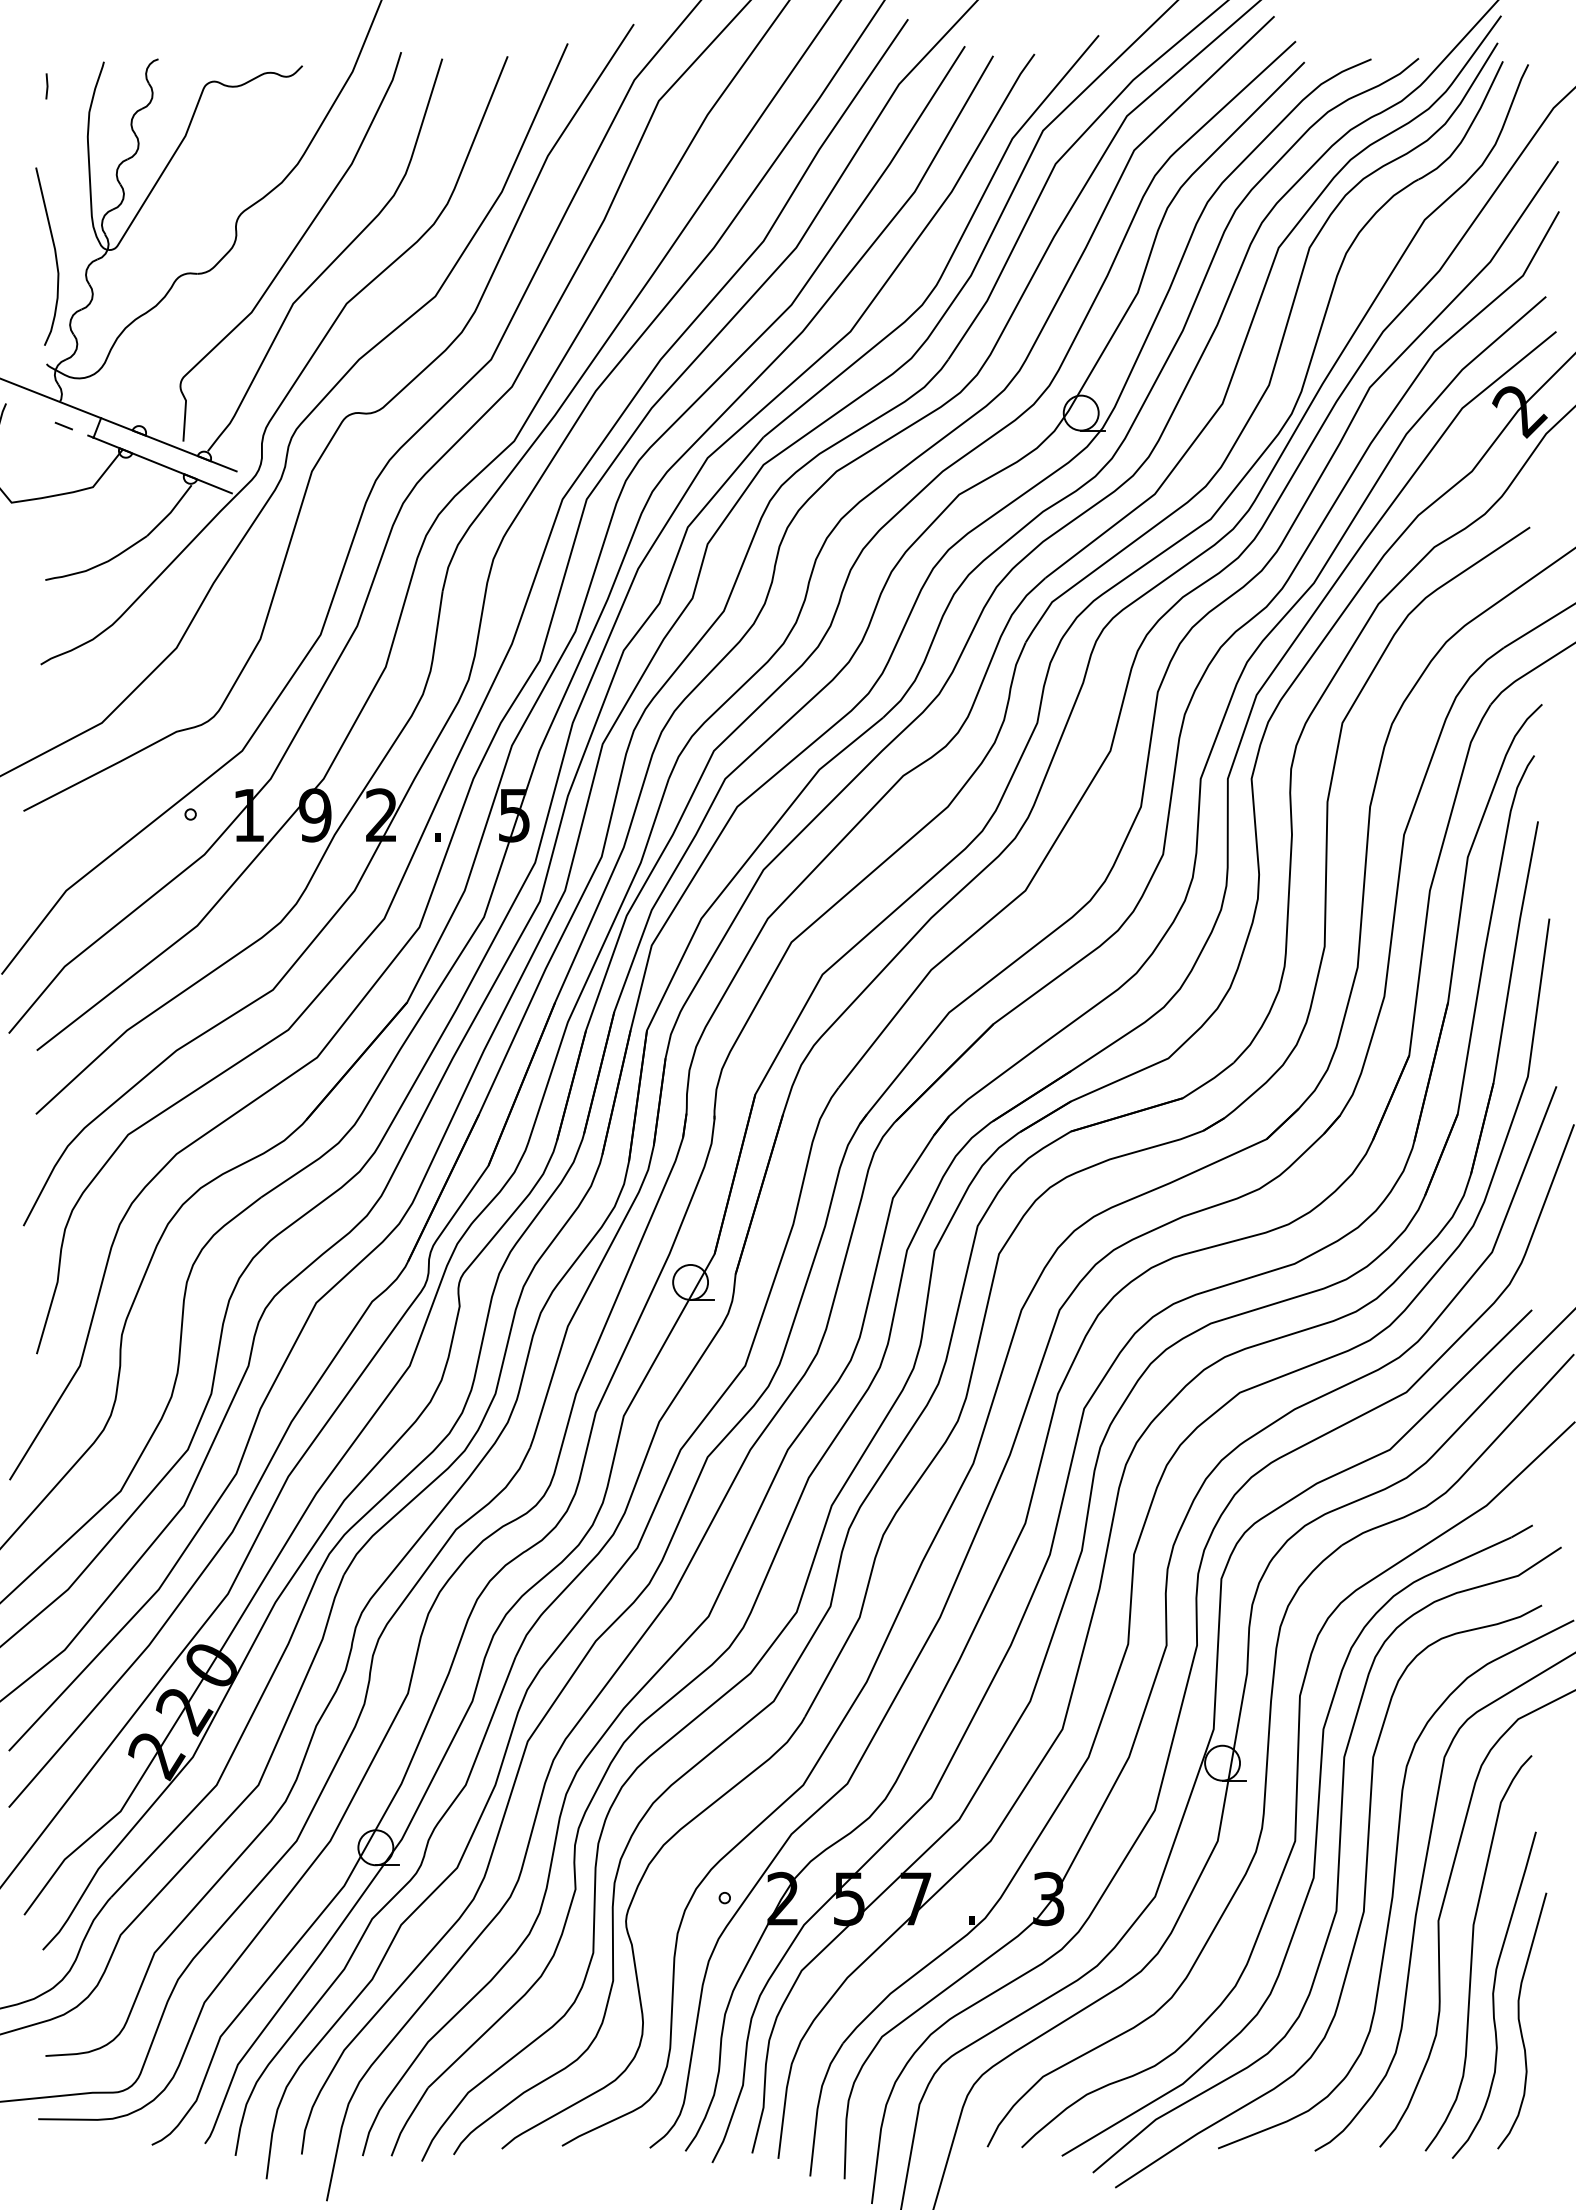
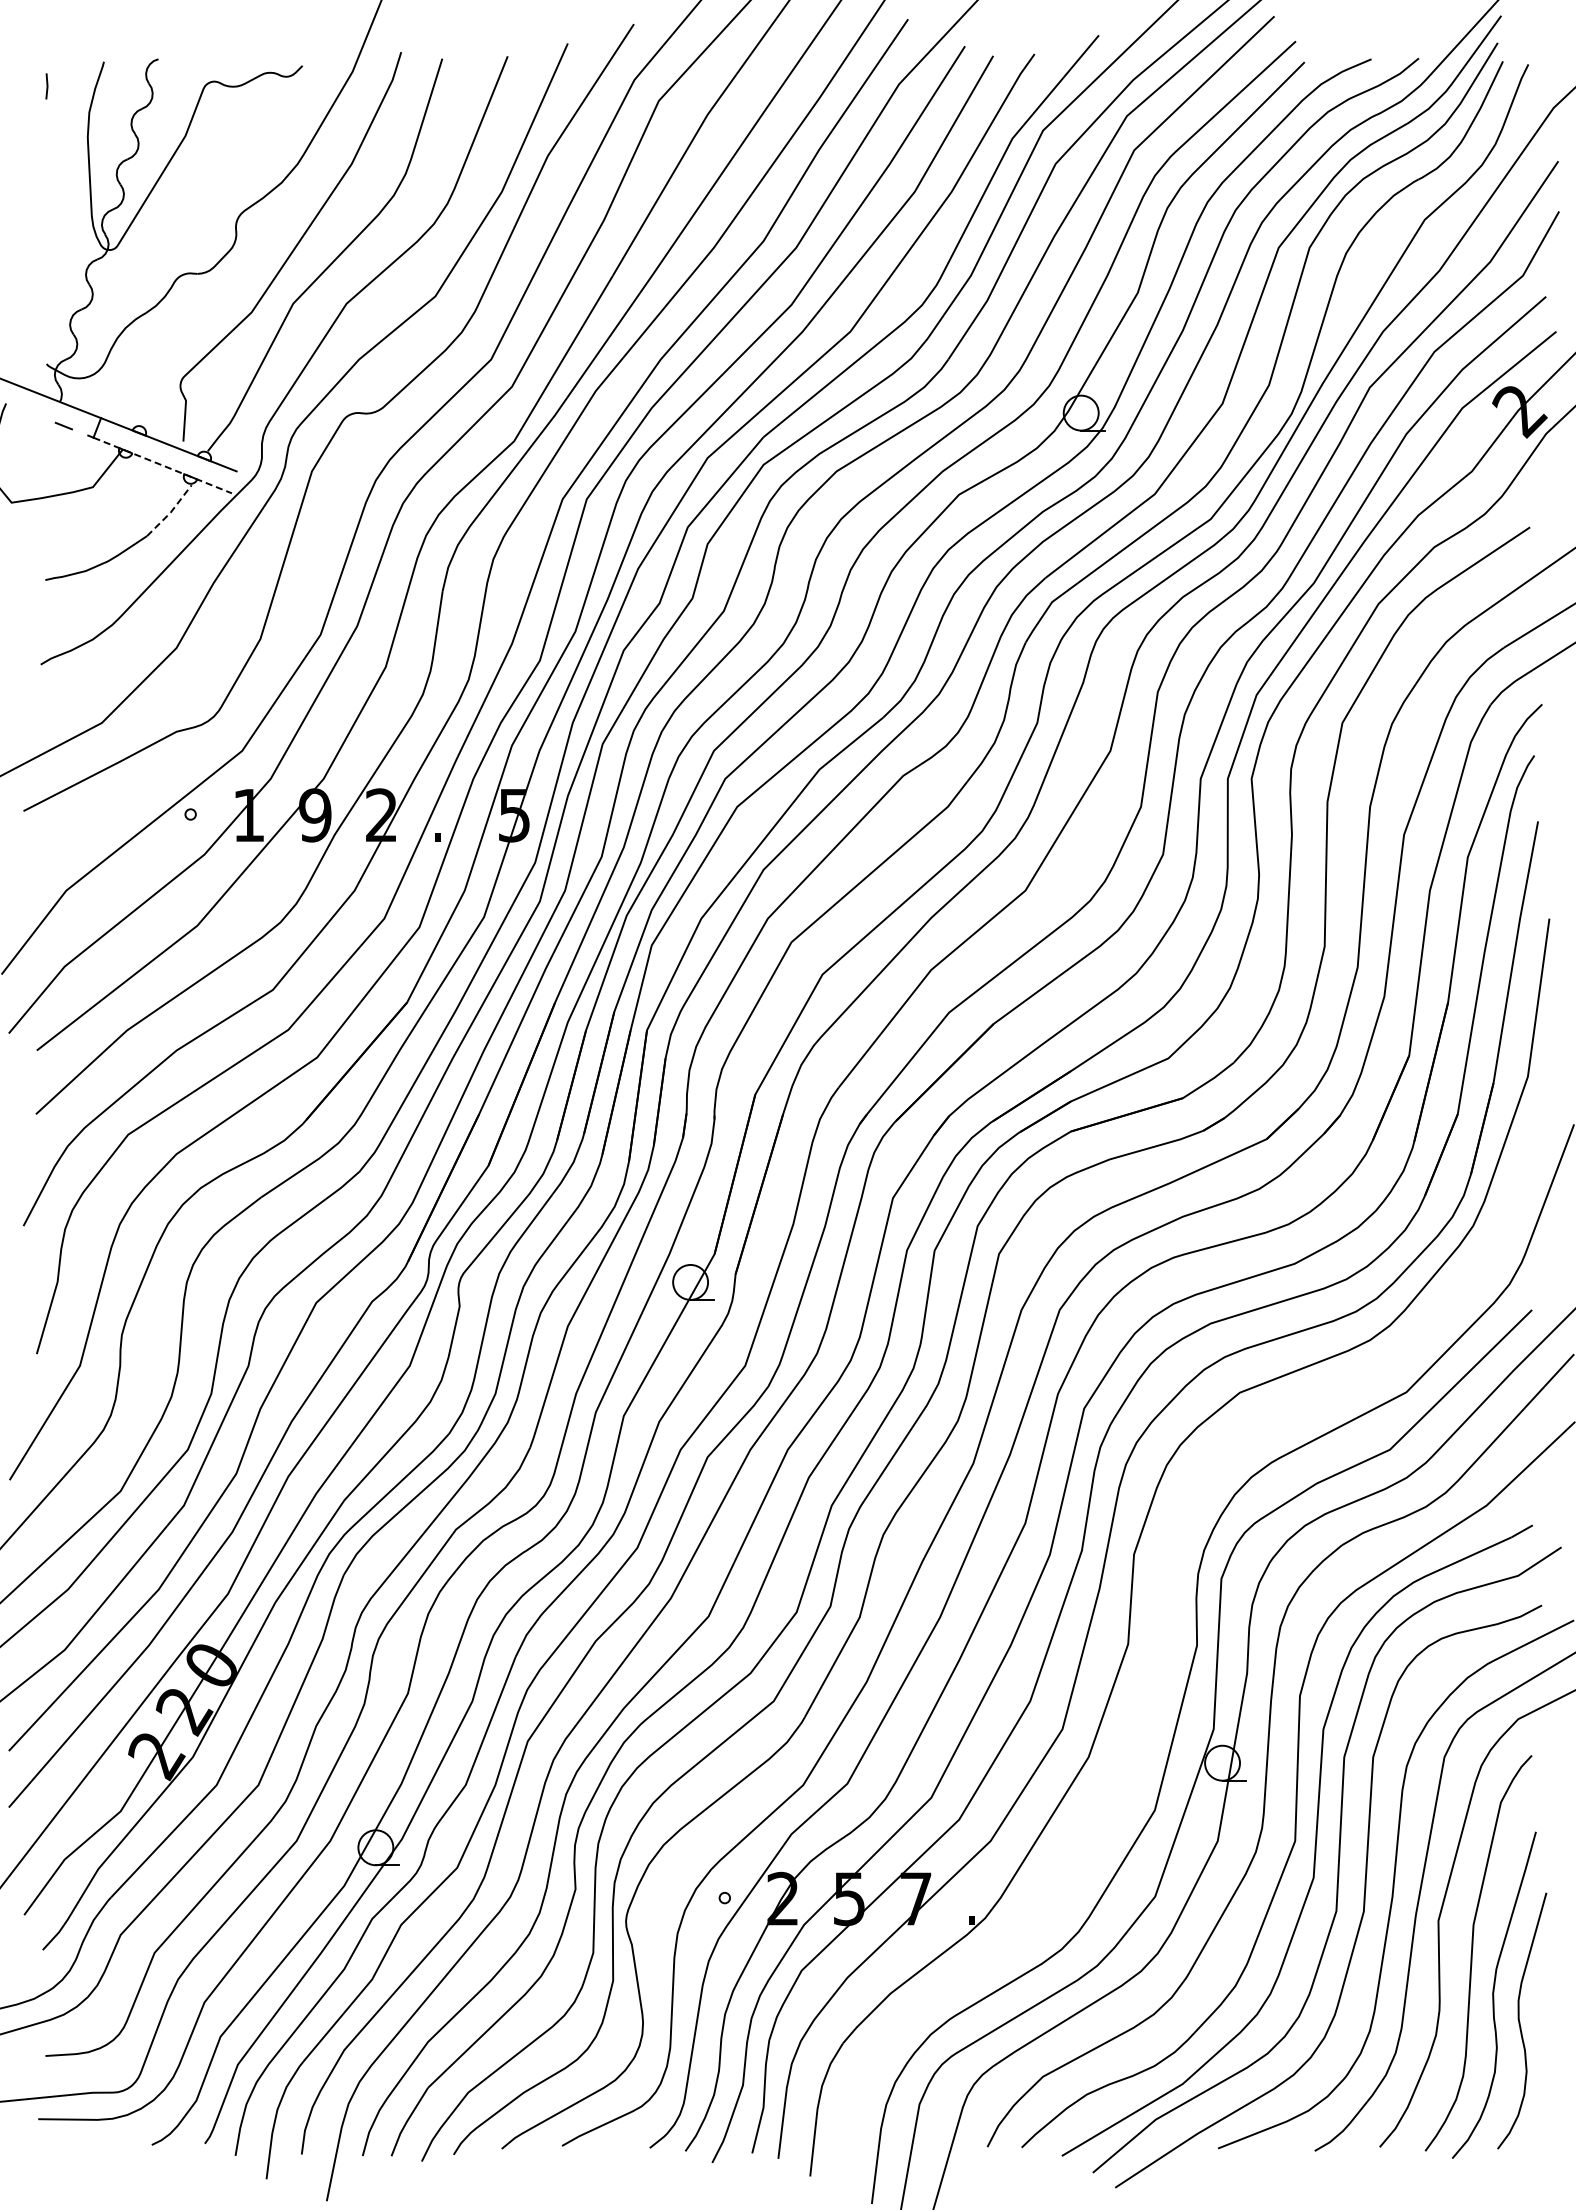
curve: present -> none (54, 254)
line: solid -> dashed (162, 465)
line: solid -> dashed (170, 512)
part: present -> none (1167, 1632)
